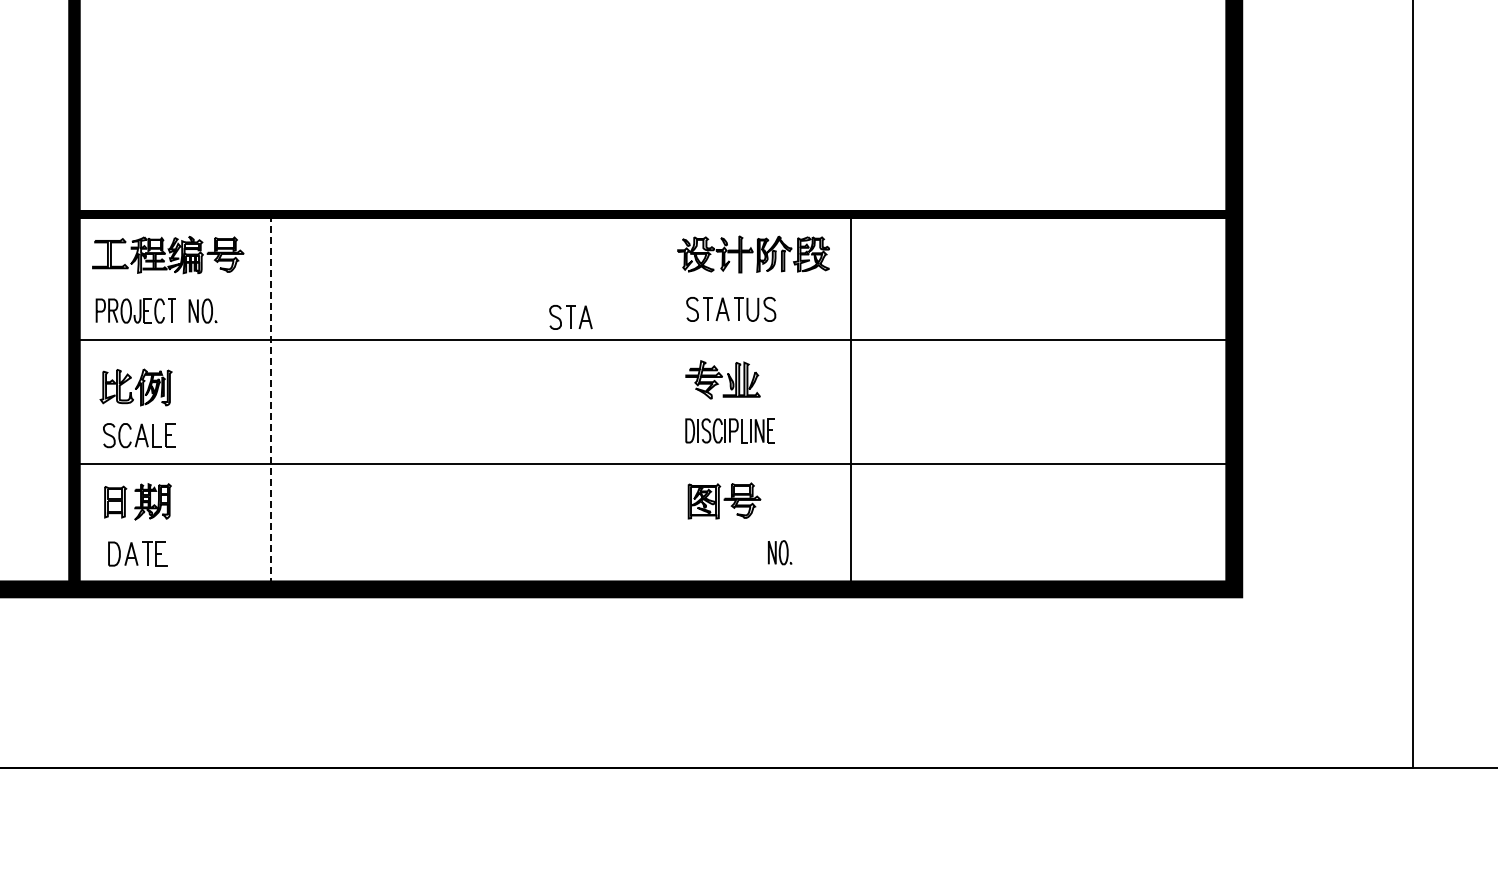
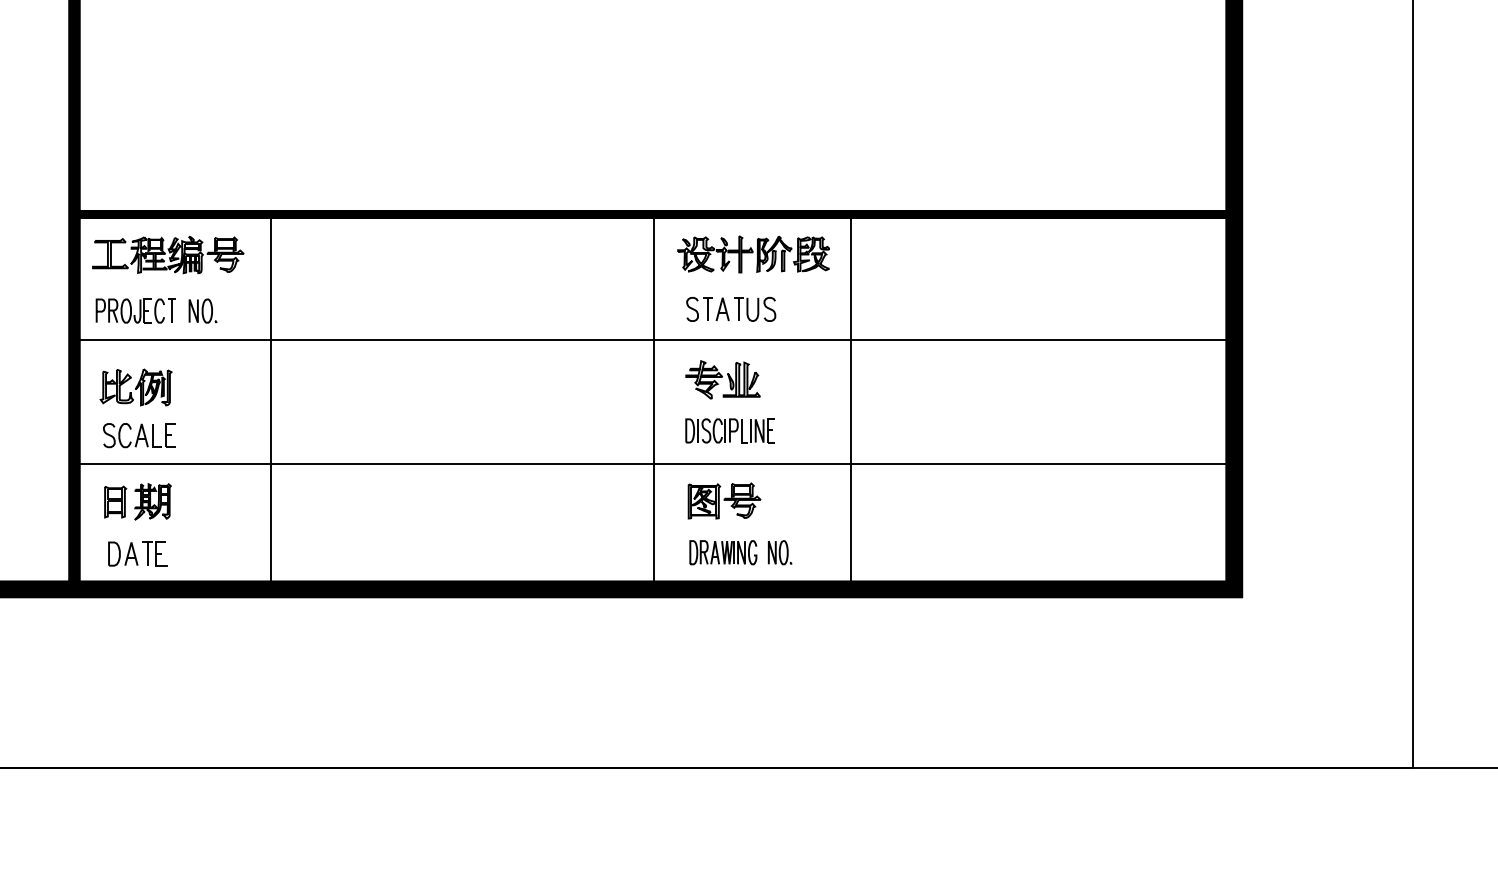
part: present -> none (570, 317)
line: none -> present (654, 401)
line: dashed -> solid (270, 402)
part: none -> present (723, 552)
